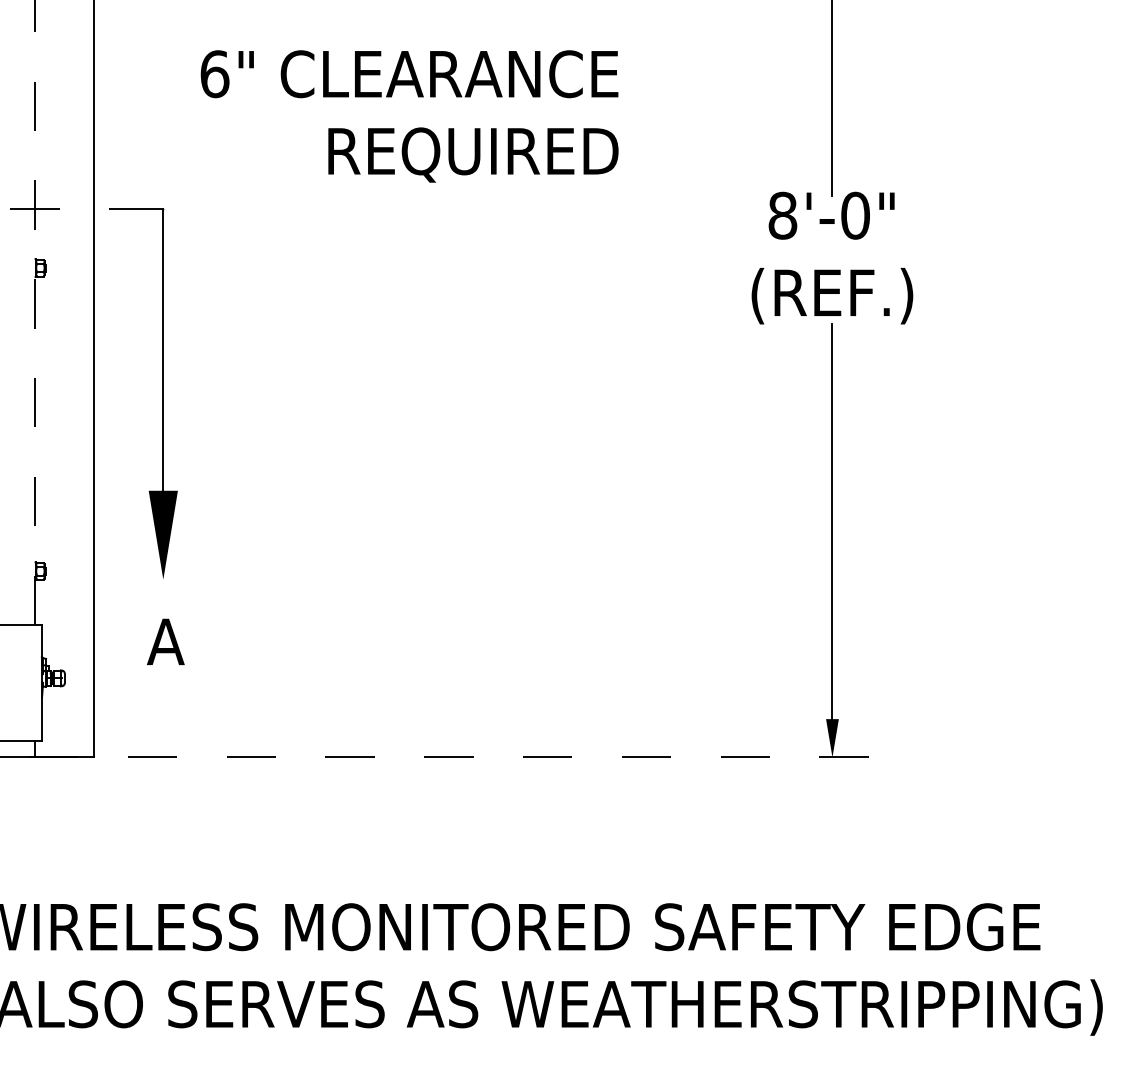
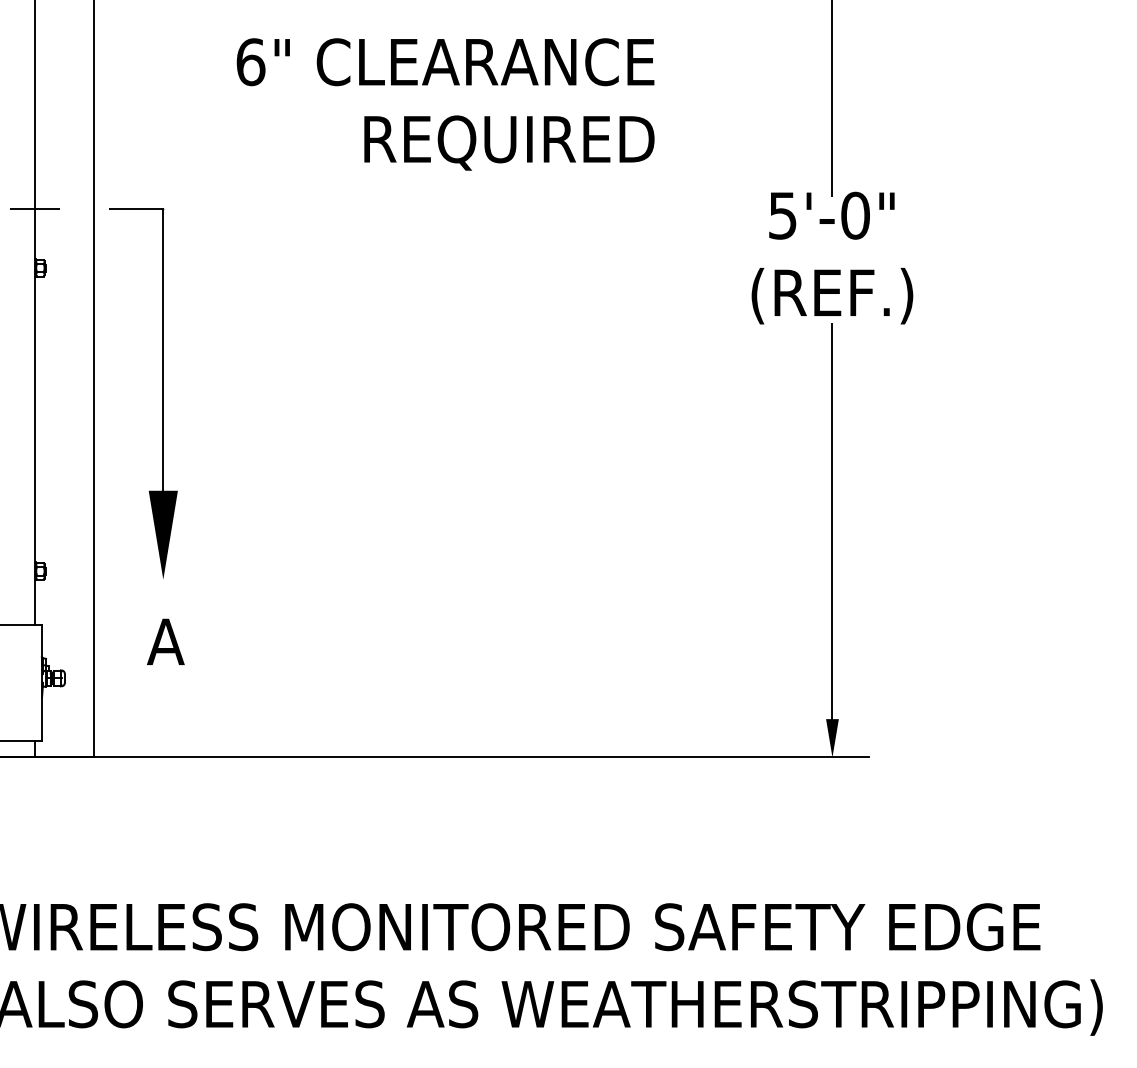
text position: (409, 116) -> (445, 104) (445, 104)
text: 8'-0" -> 5'-0" (782, 215)
line: dashed -> solid (34, 312)
line: dashed -> solid (434, 757)
